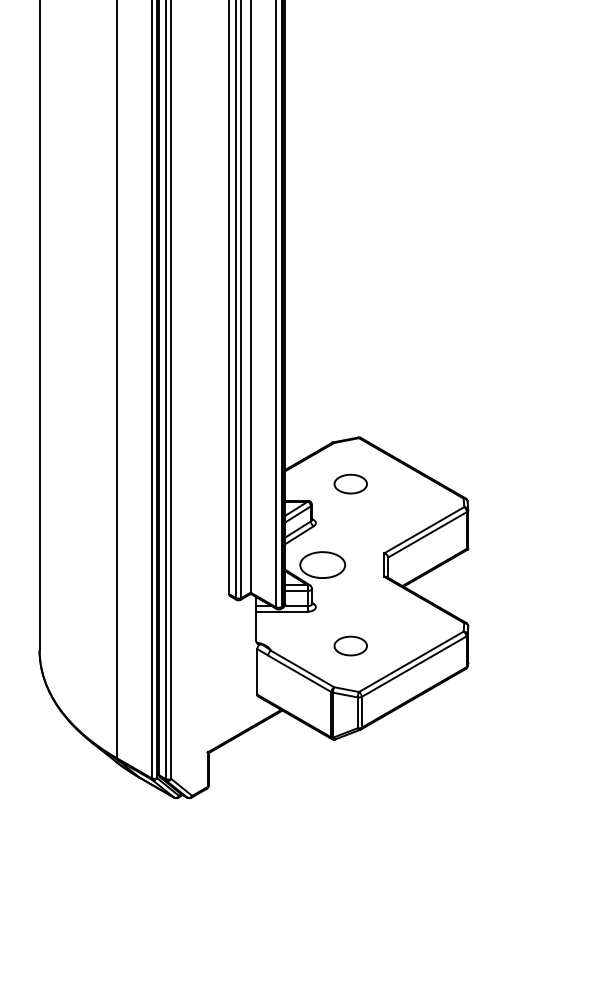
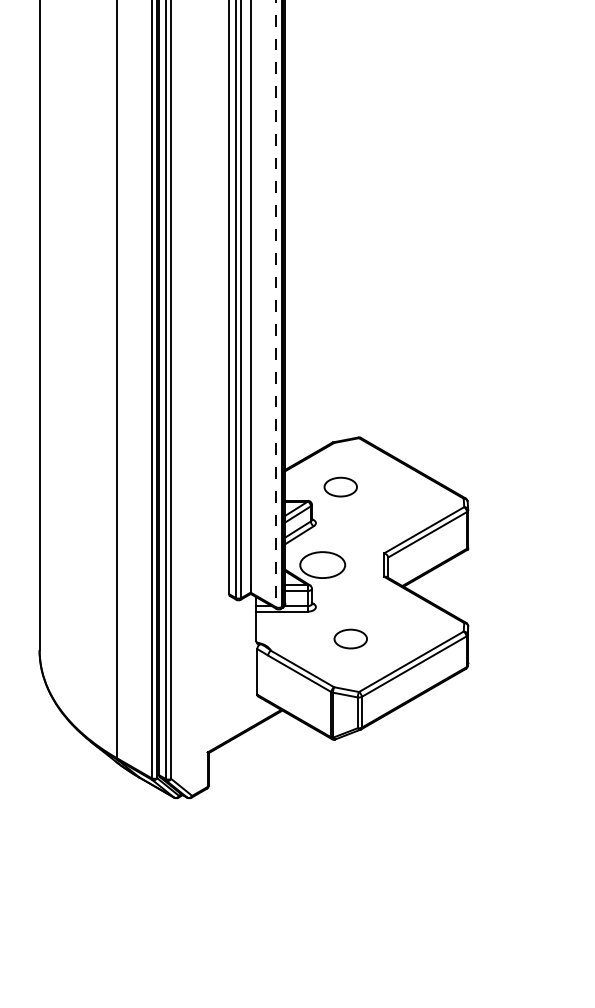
line: solid -> dashed (275, 304)
part position: (350, 483) -> (340, 486) (340, 486)
part position: (350, 645) -> (350, 638) (350, 638)
